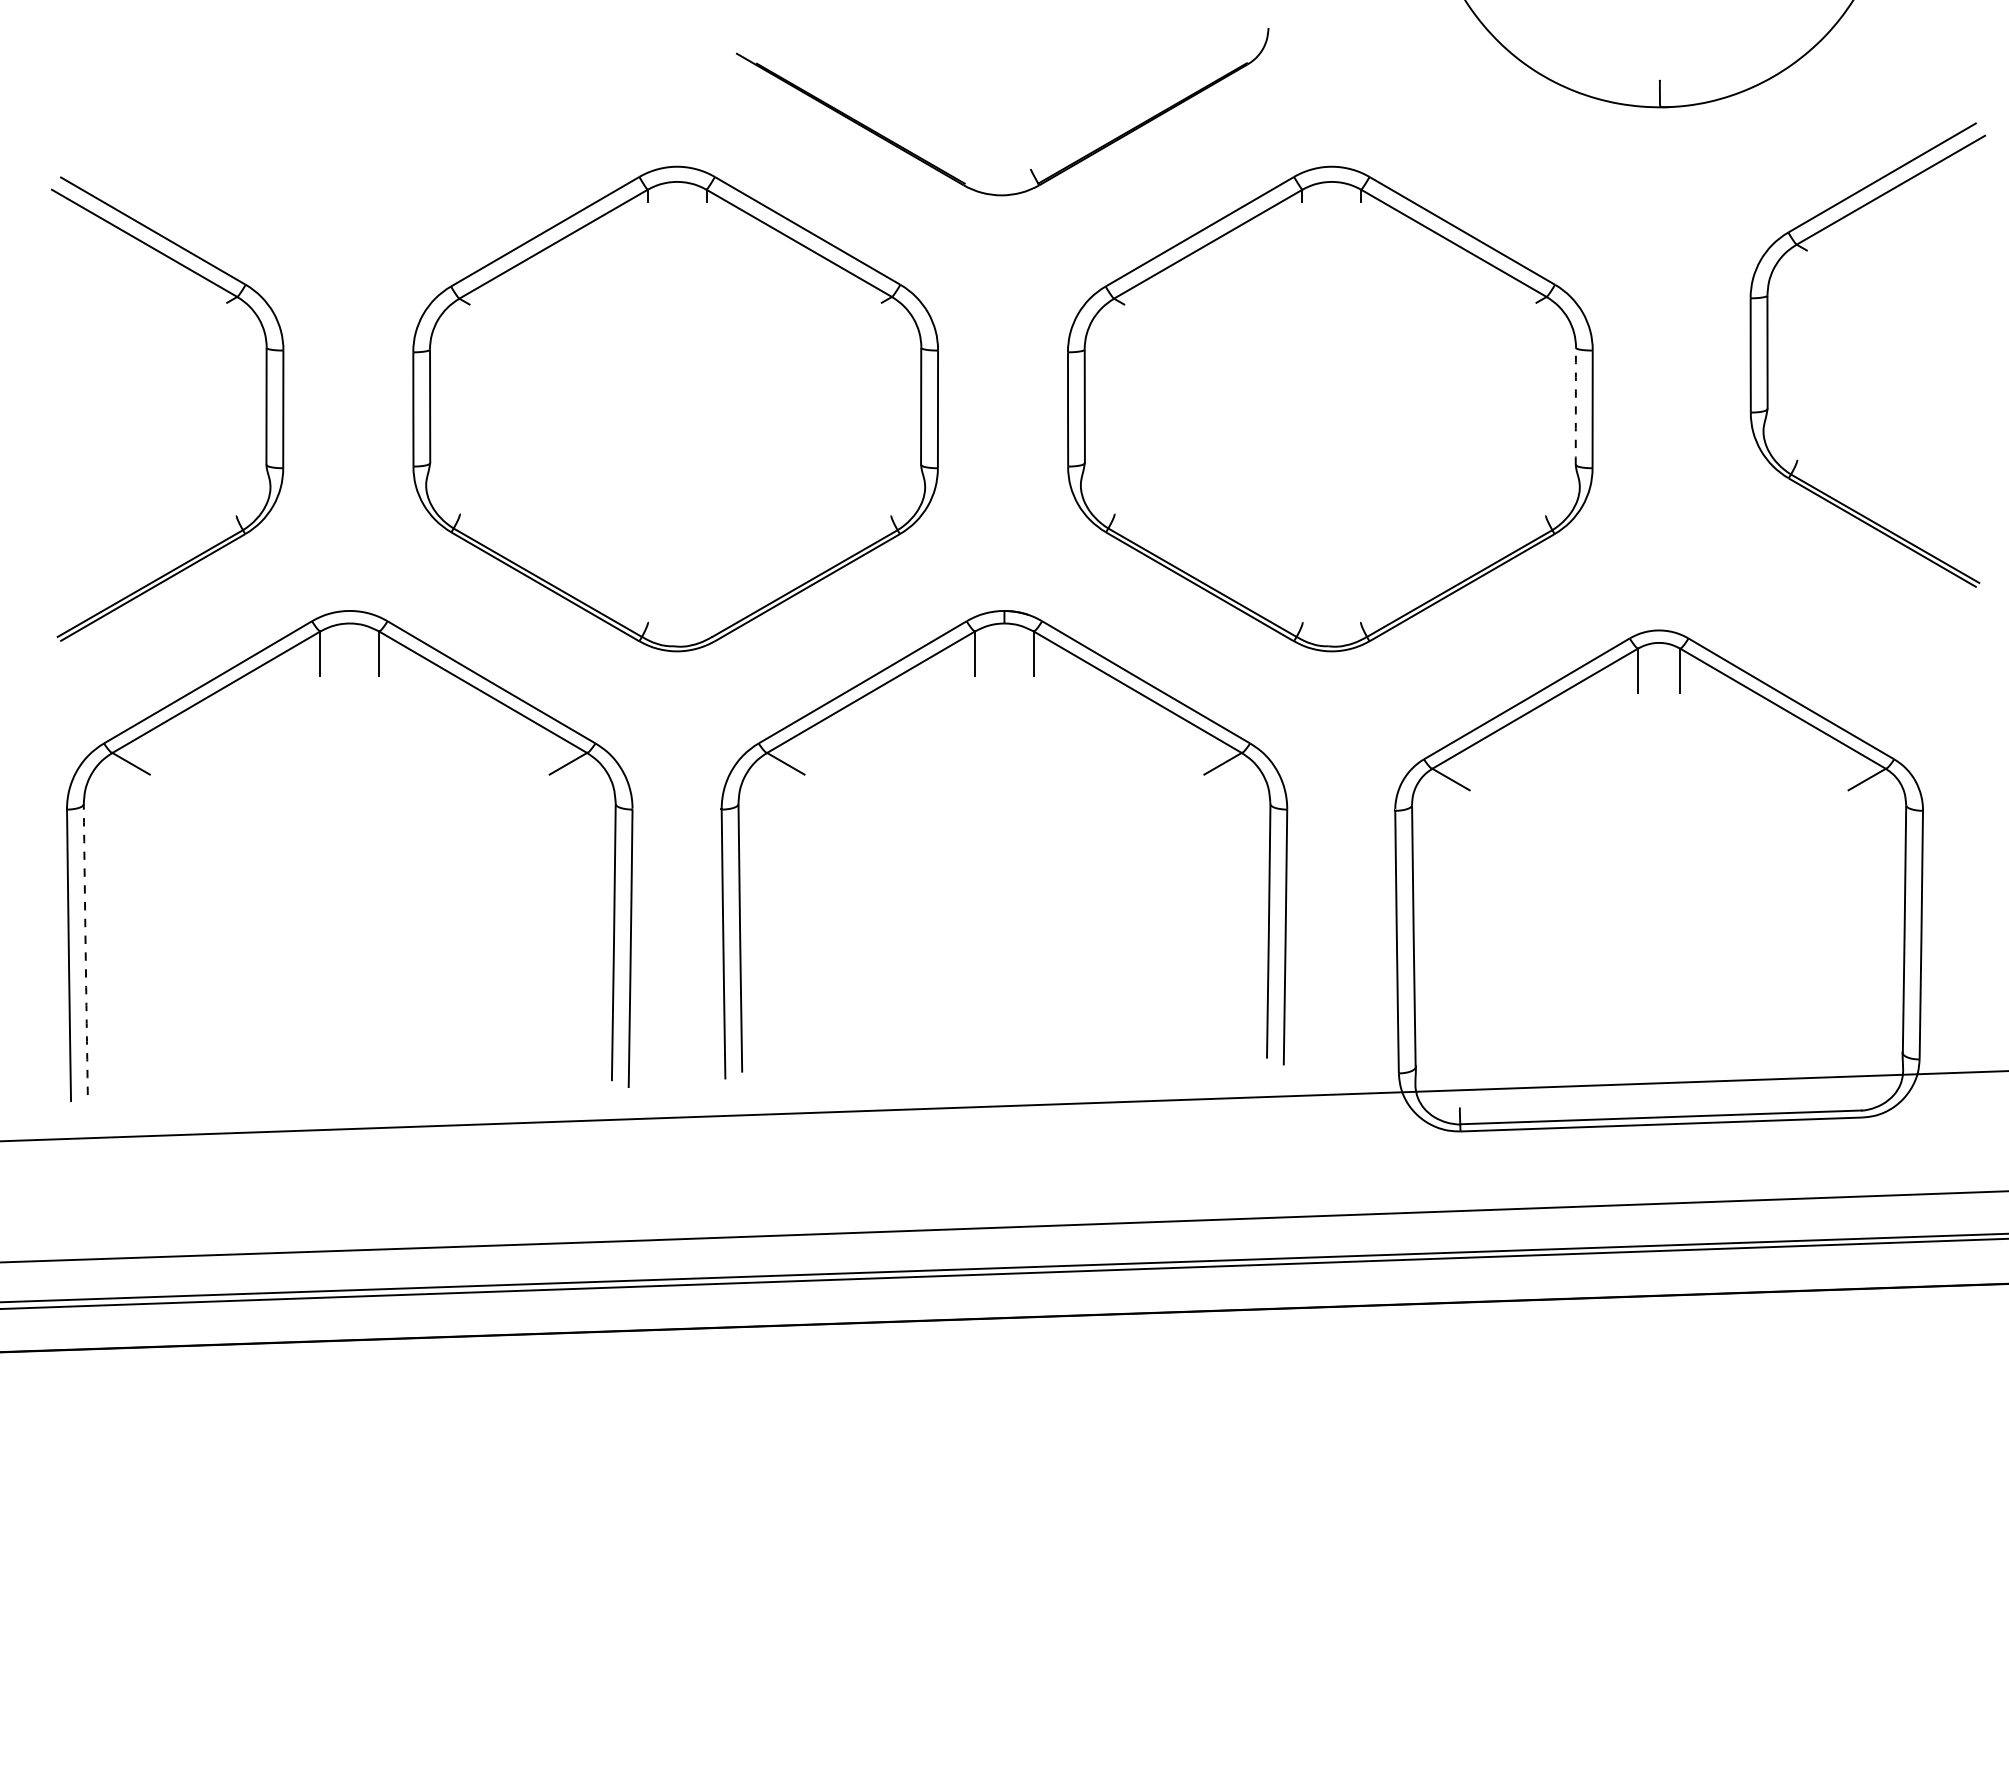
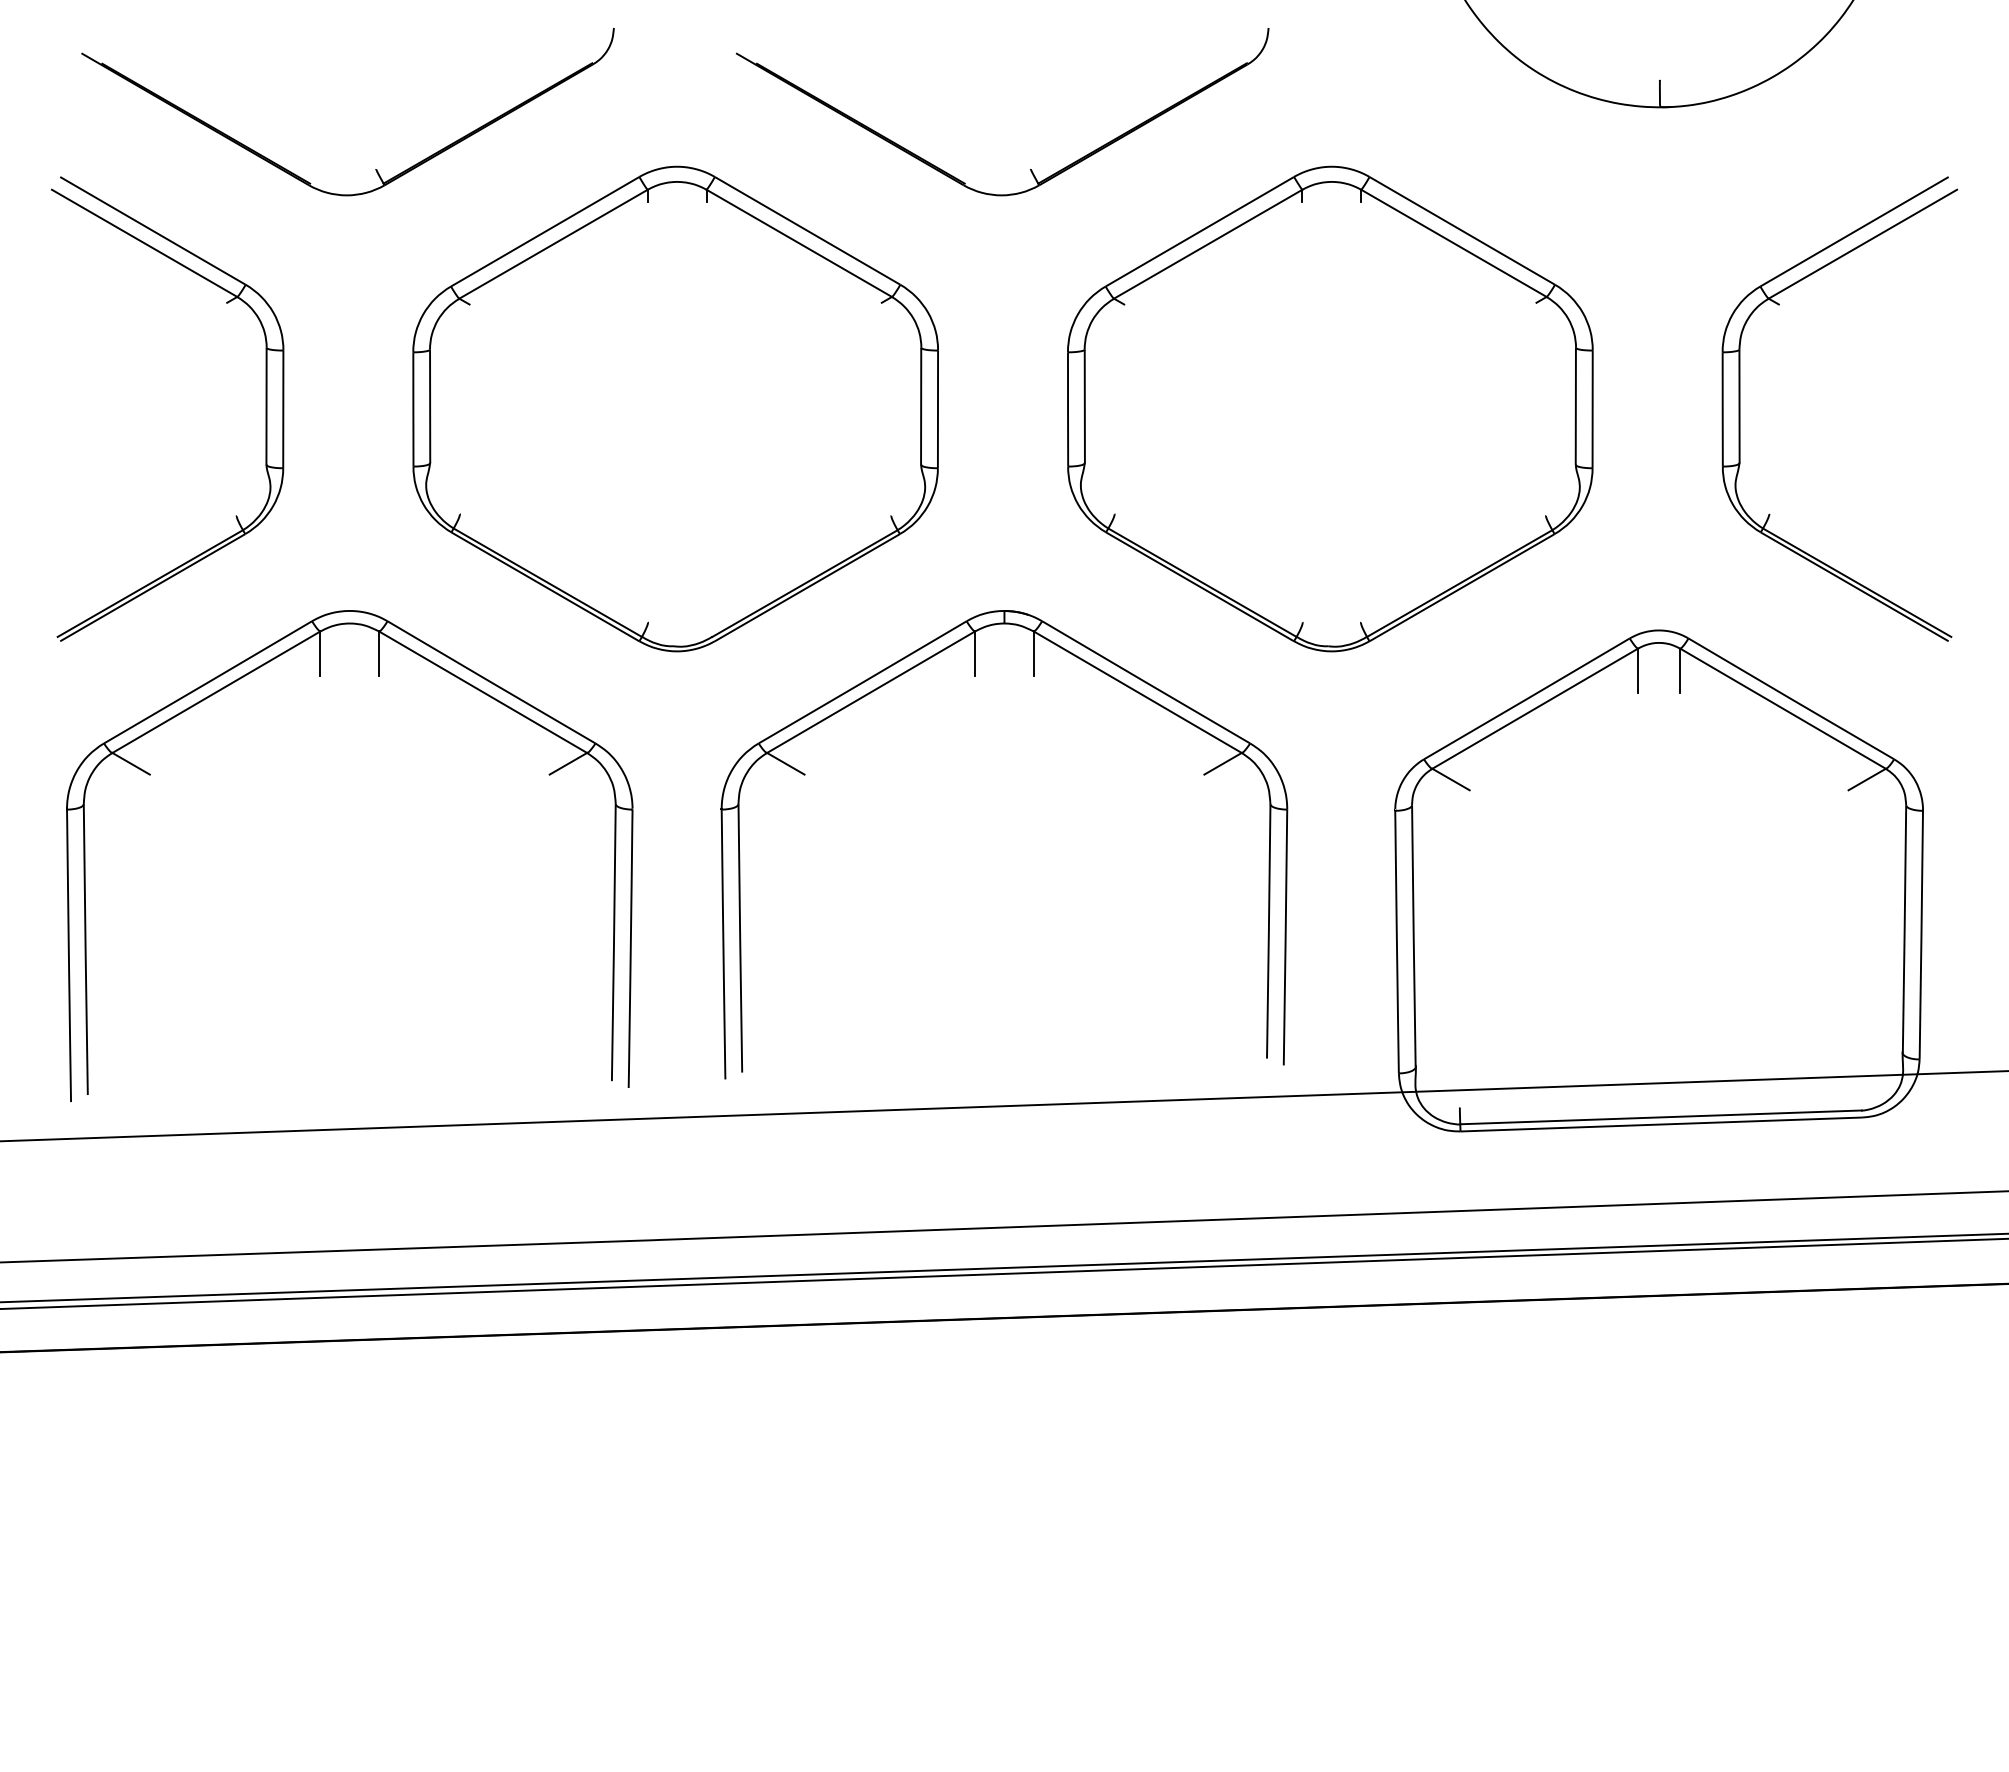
part: none -> present (375, 169)
part position: (1768, 354) -> (1740, 408) (1740, 408)
arc: dashed -> solid (1575, 406)
arc: dashed -> solid (85, 950)
